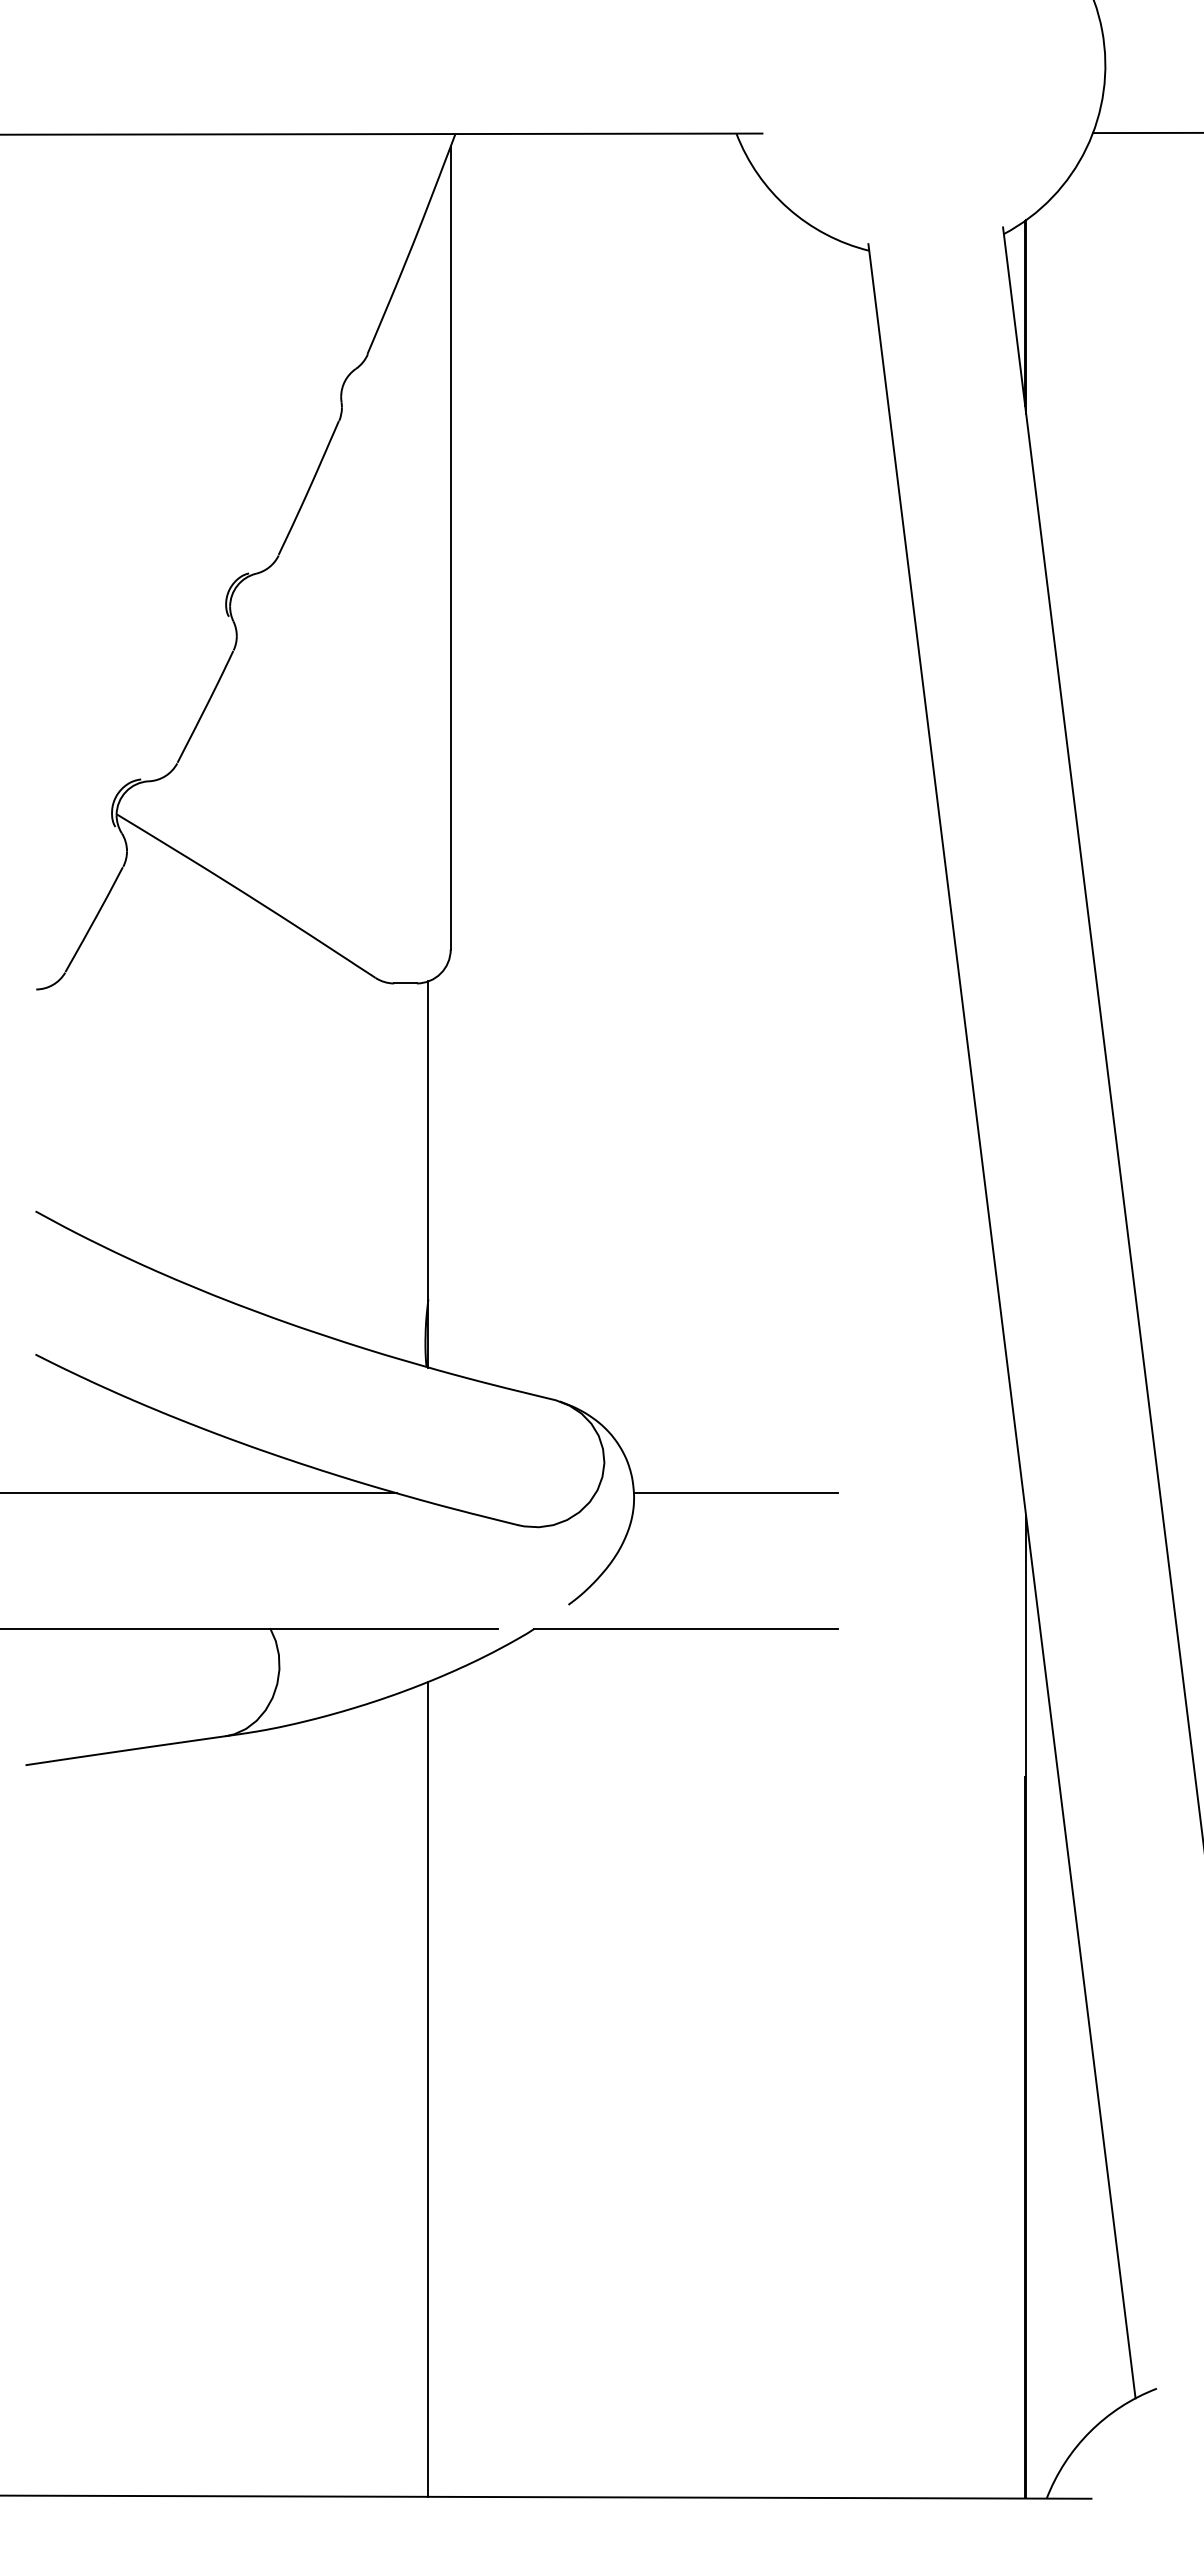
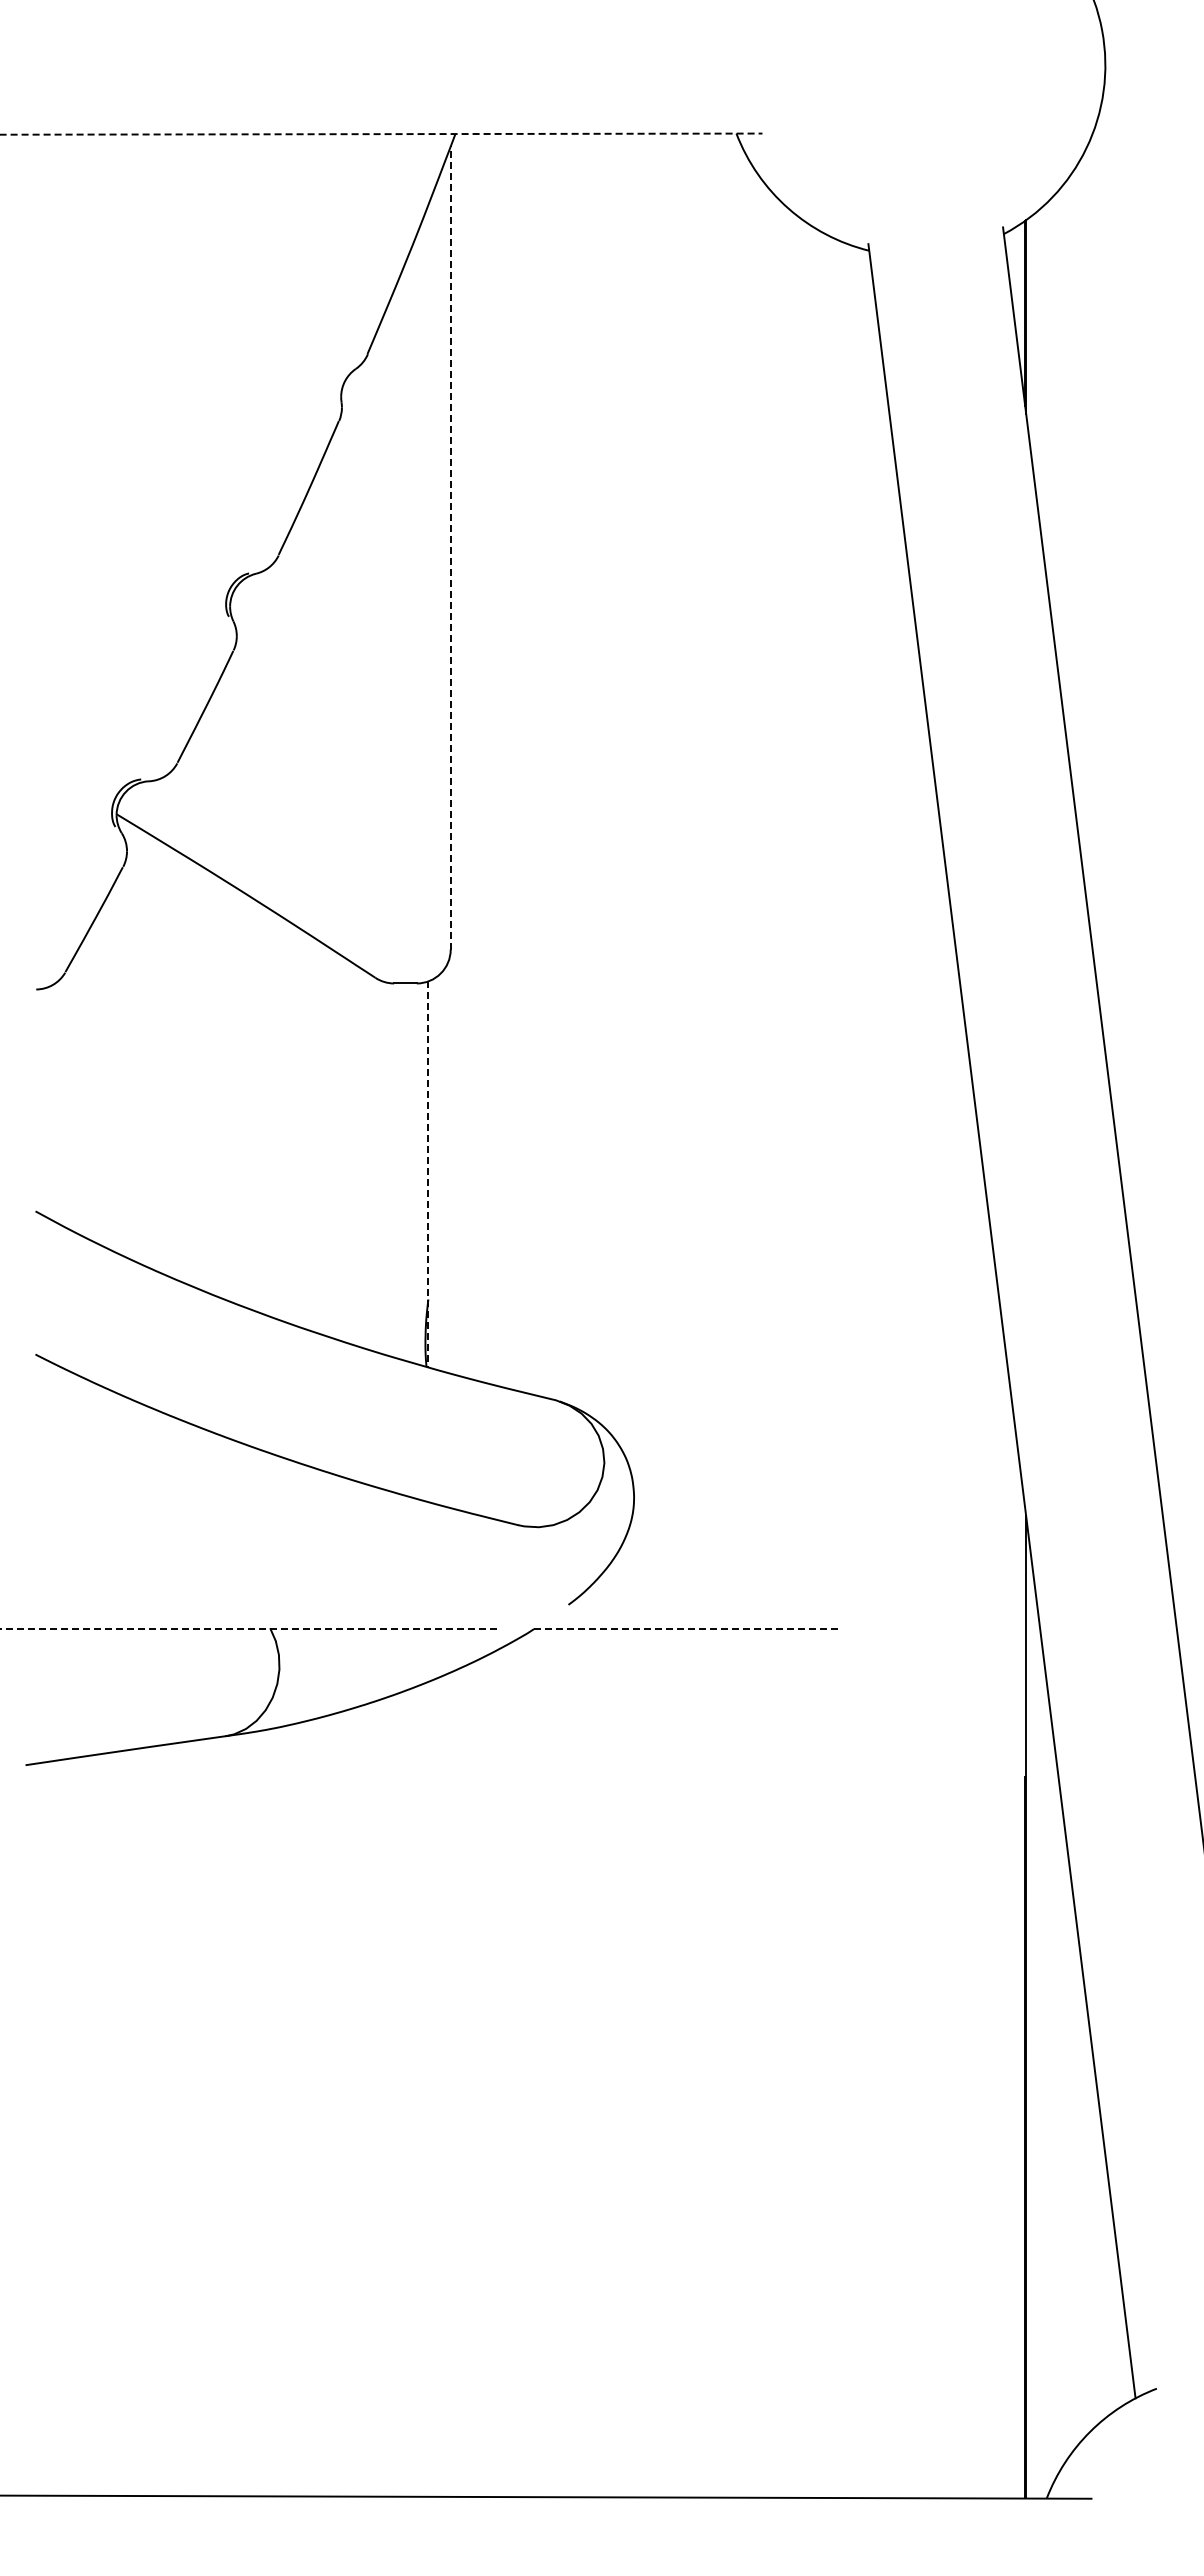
line: present -> none (1146, 132)
line: solid -> dashed (381, 134)
line: solid -> dashed (450, 547)
line: solid -> dashed (428, 1174)
line: present -> none (199, 1493)
line: present -> none (735, 1493)
line: solid -> dashed (249, 1629)
line: solid -> dashed (686, 1629)
line: present -> none (428, 2088)
